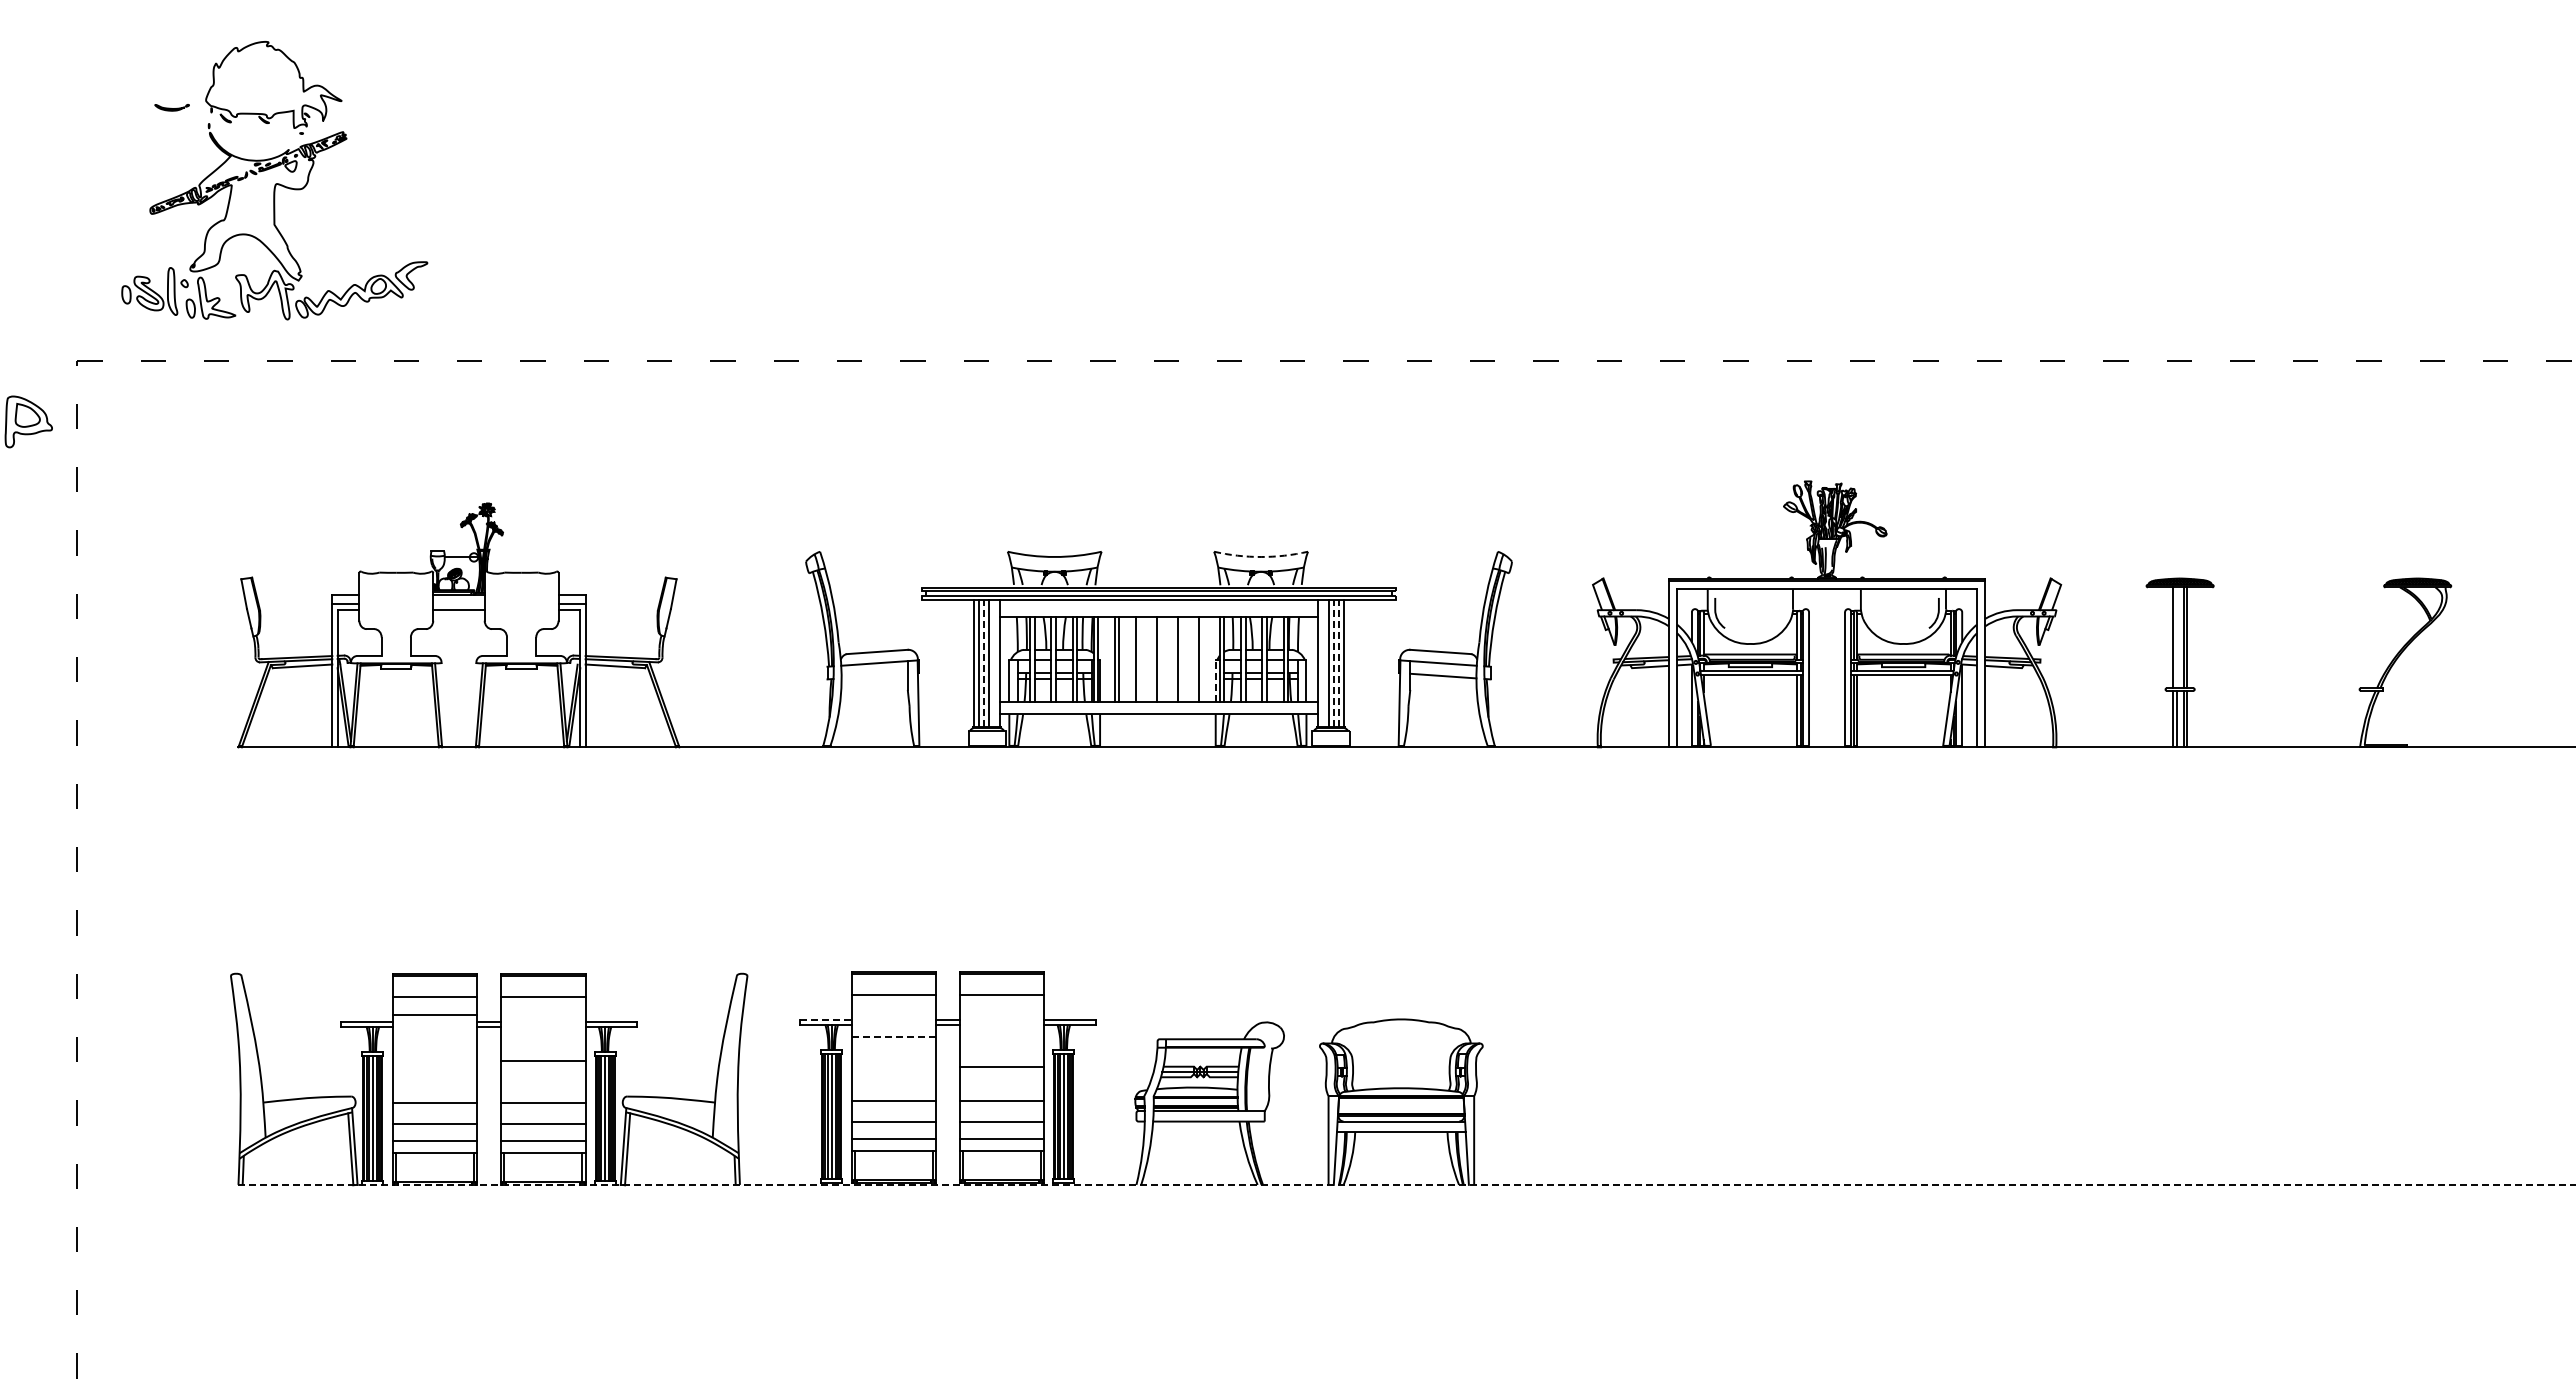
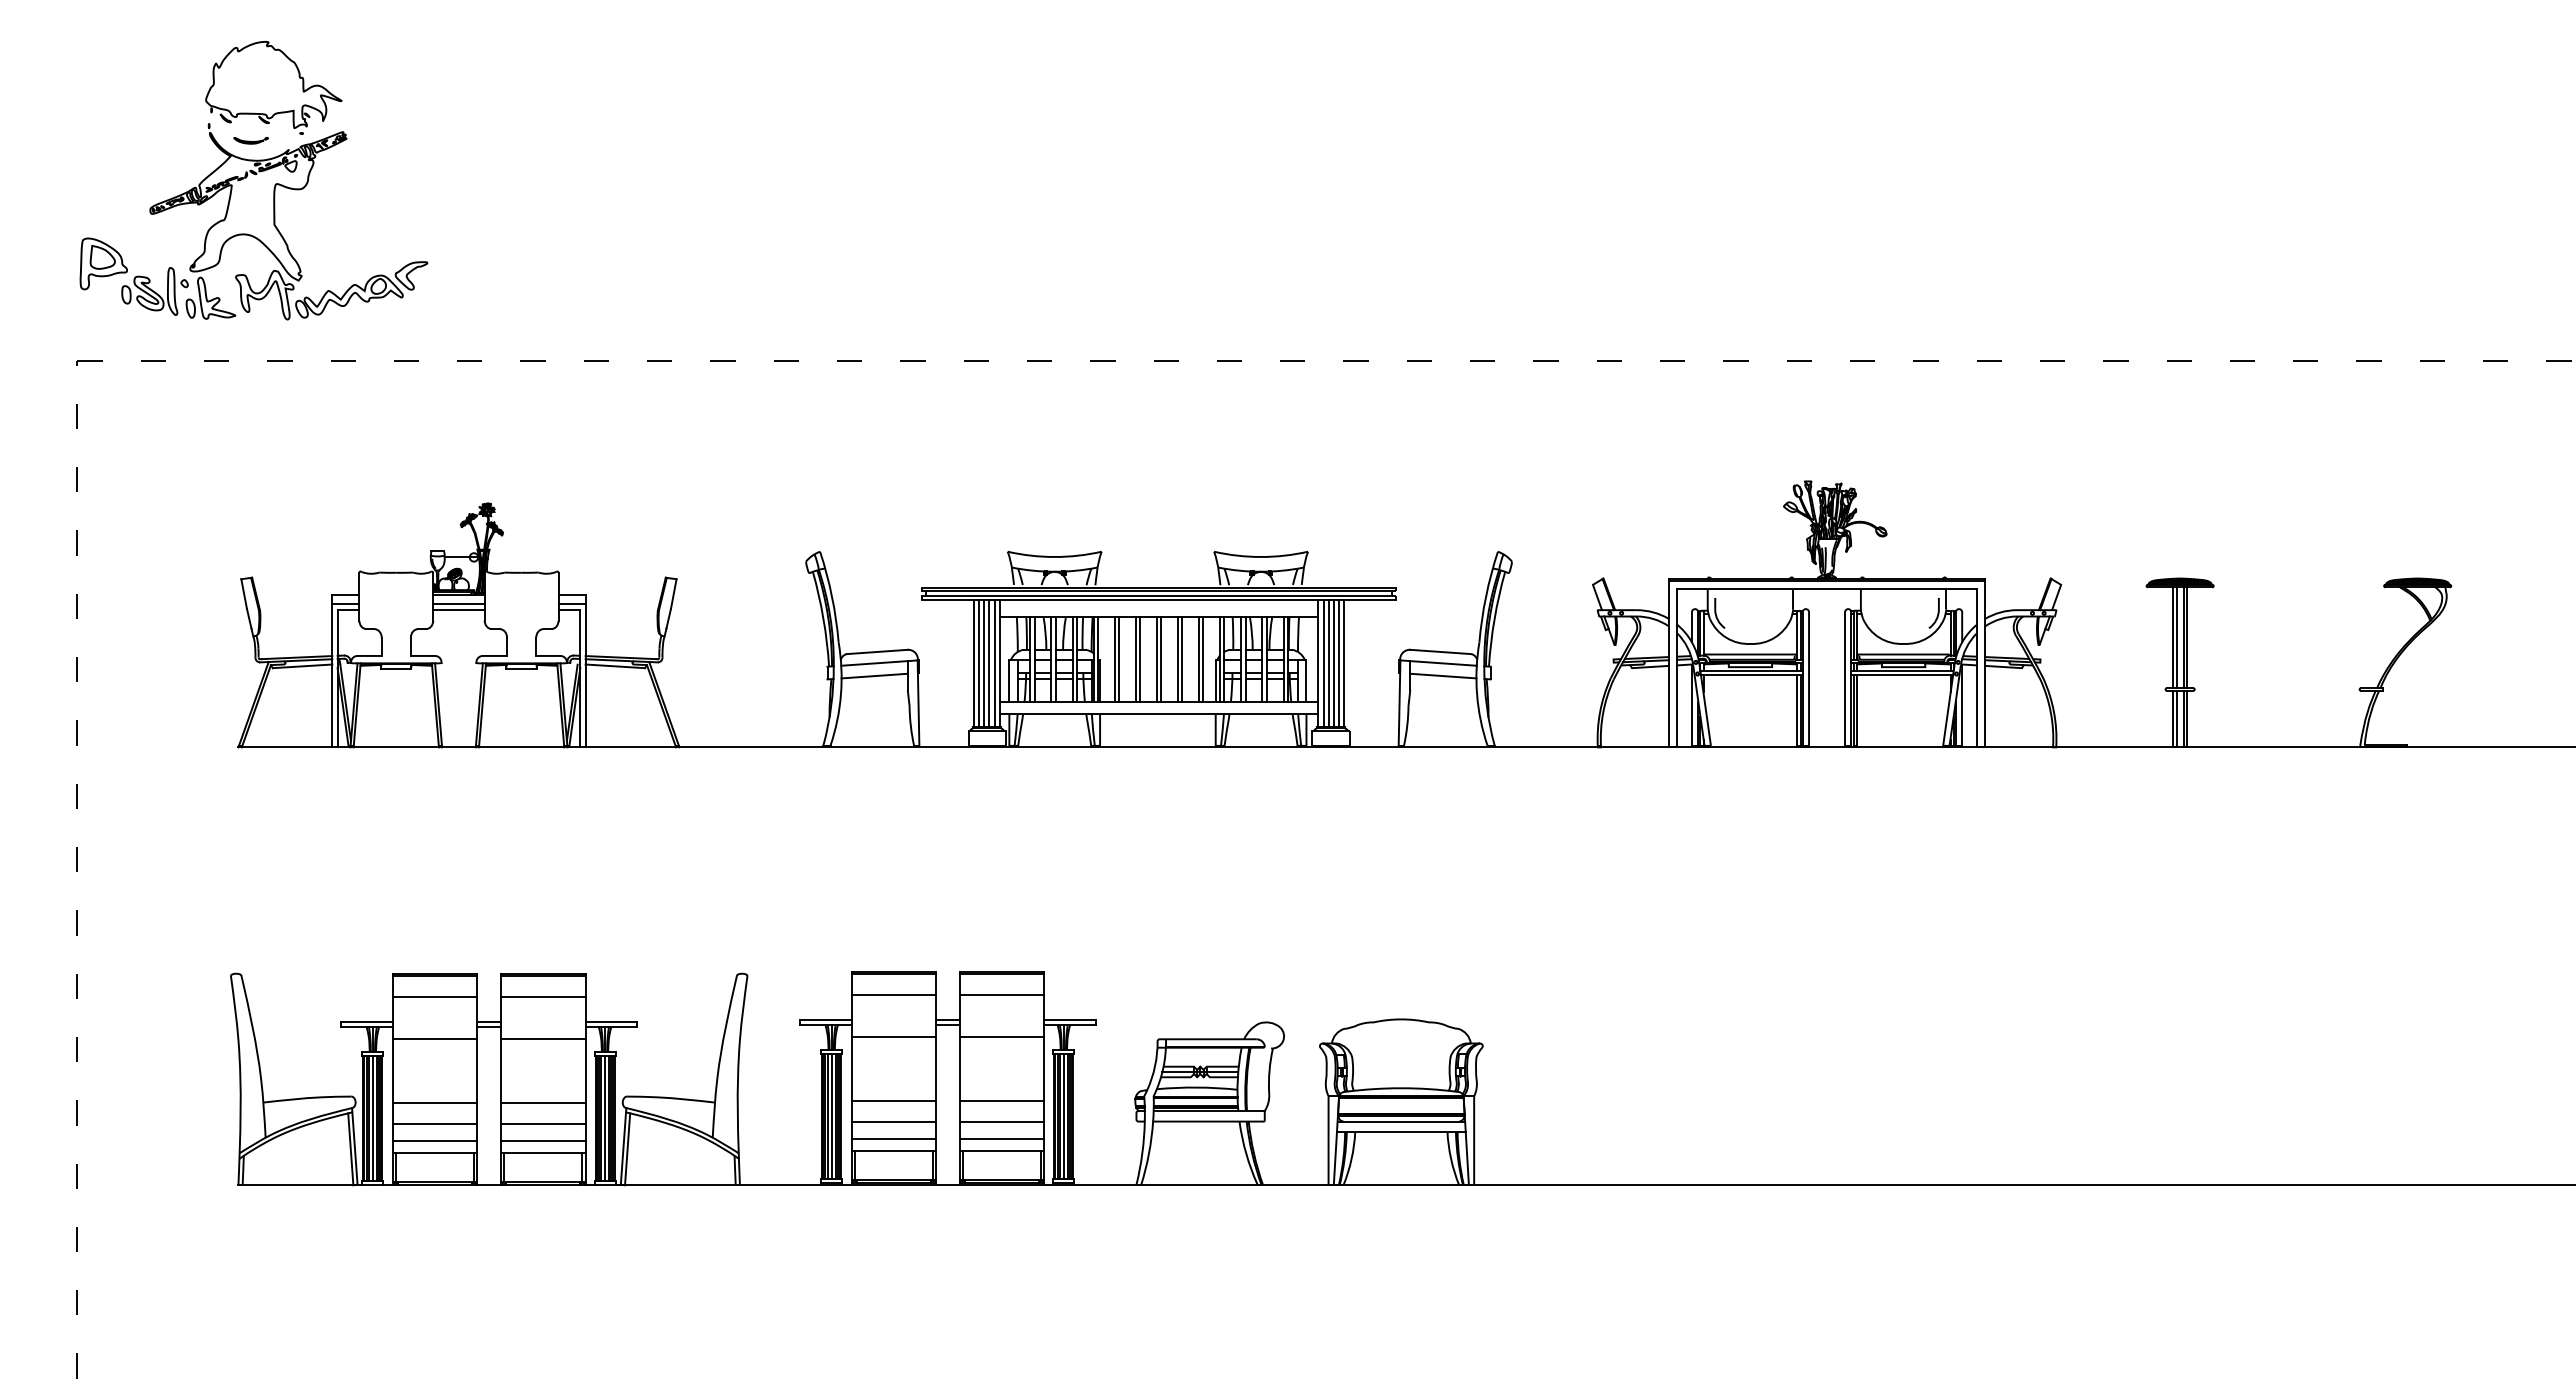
part position: (171, 107) -> (250, 140) (250, 140)
part position: (28, 421) -> (103, 263) (103, 263)
arc: dashed -> solid (1261, 557)
line: none -> present (458, 604)
line: none -> present (2176, 637)
line: none -> present (1140, 659)
line: none -> present (1161, 659)
line: none -> present (1182, 659)
line: none -> present (1203, 659)
line: dashed -> solid (984, 663)
line: none -> present (994, 663)
line: none -> present (1323, 663)
line: dashed -> solid (1333, 663)
line: dashed -> solid (1339, 663)
line: none -> present (874, 675)
line: dashed -> solid (1215, 680)
line position: (434, 1015) -> (434, 1039) (434, 1039)
line: dashed -> solid (825, 1020)
line: dashed -> solid (894, 1037)
line position: (543, 1061) -> (543, 1039) (543, 1039)
line position: (1002, 1067) -> (1002, 1037) (1002, 1037)
line: dashed -> solid (1407, 1184)
